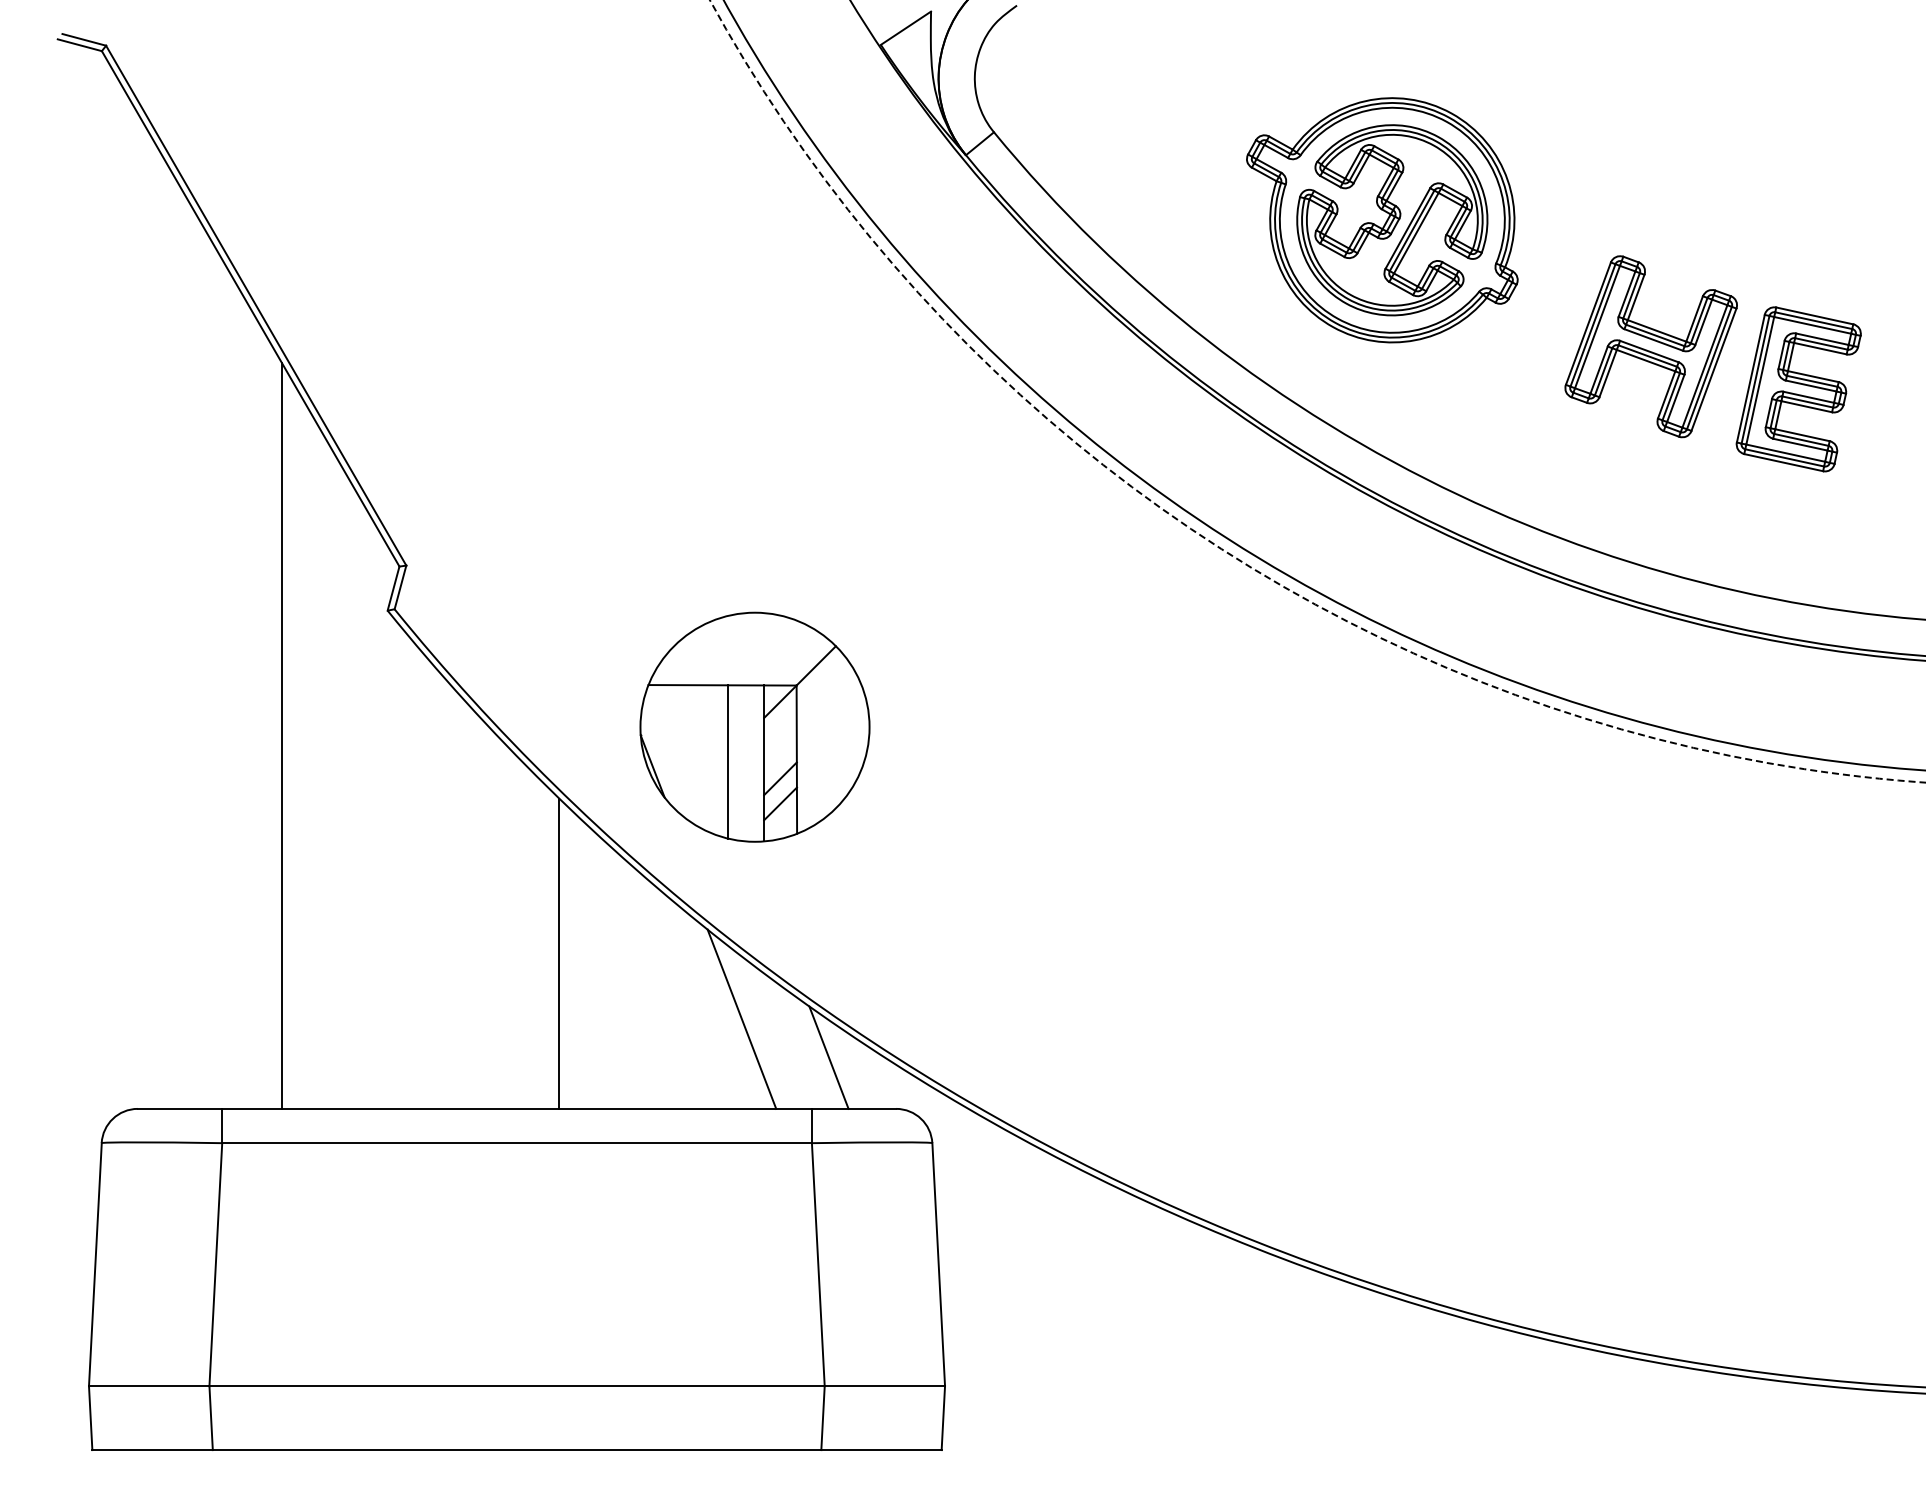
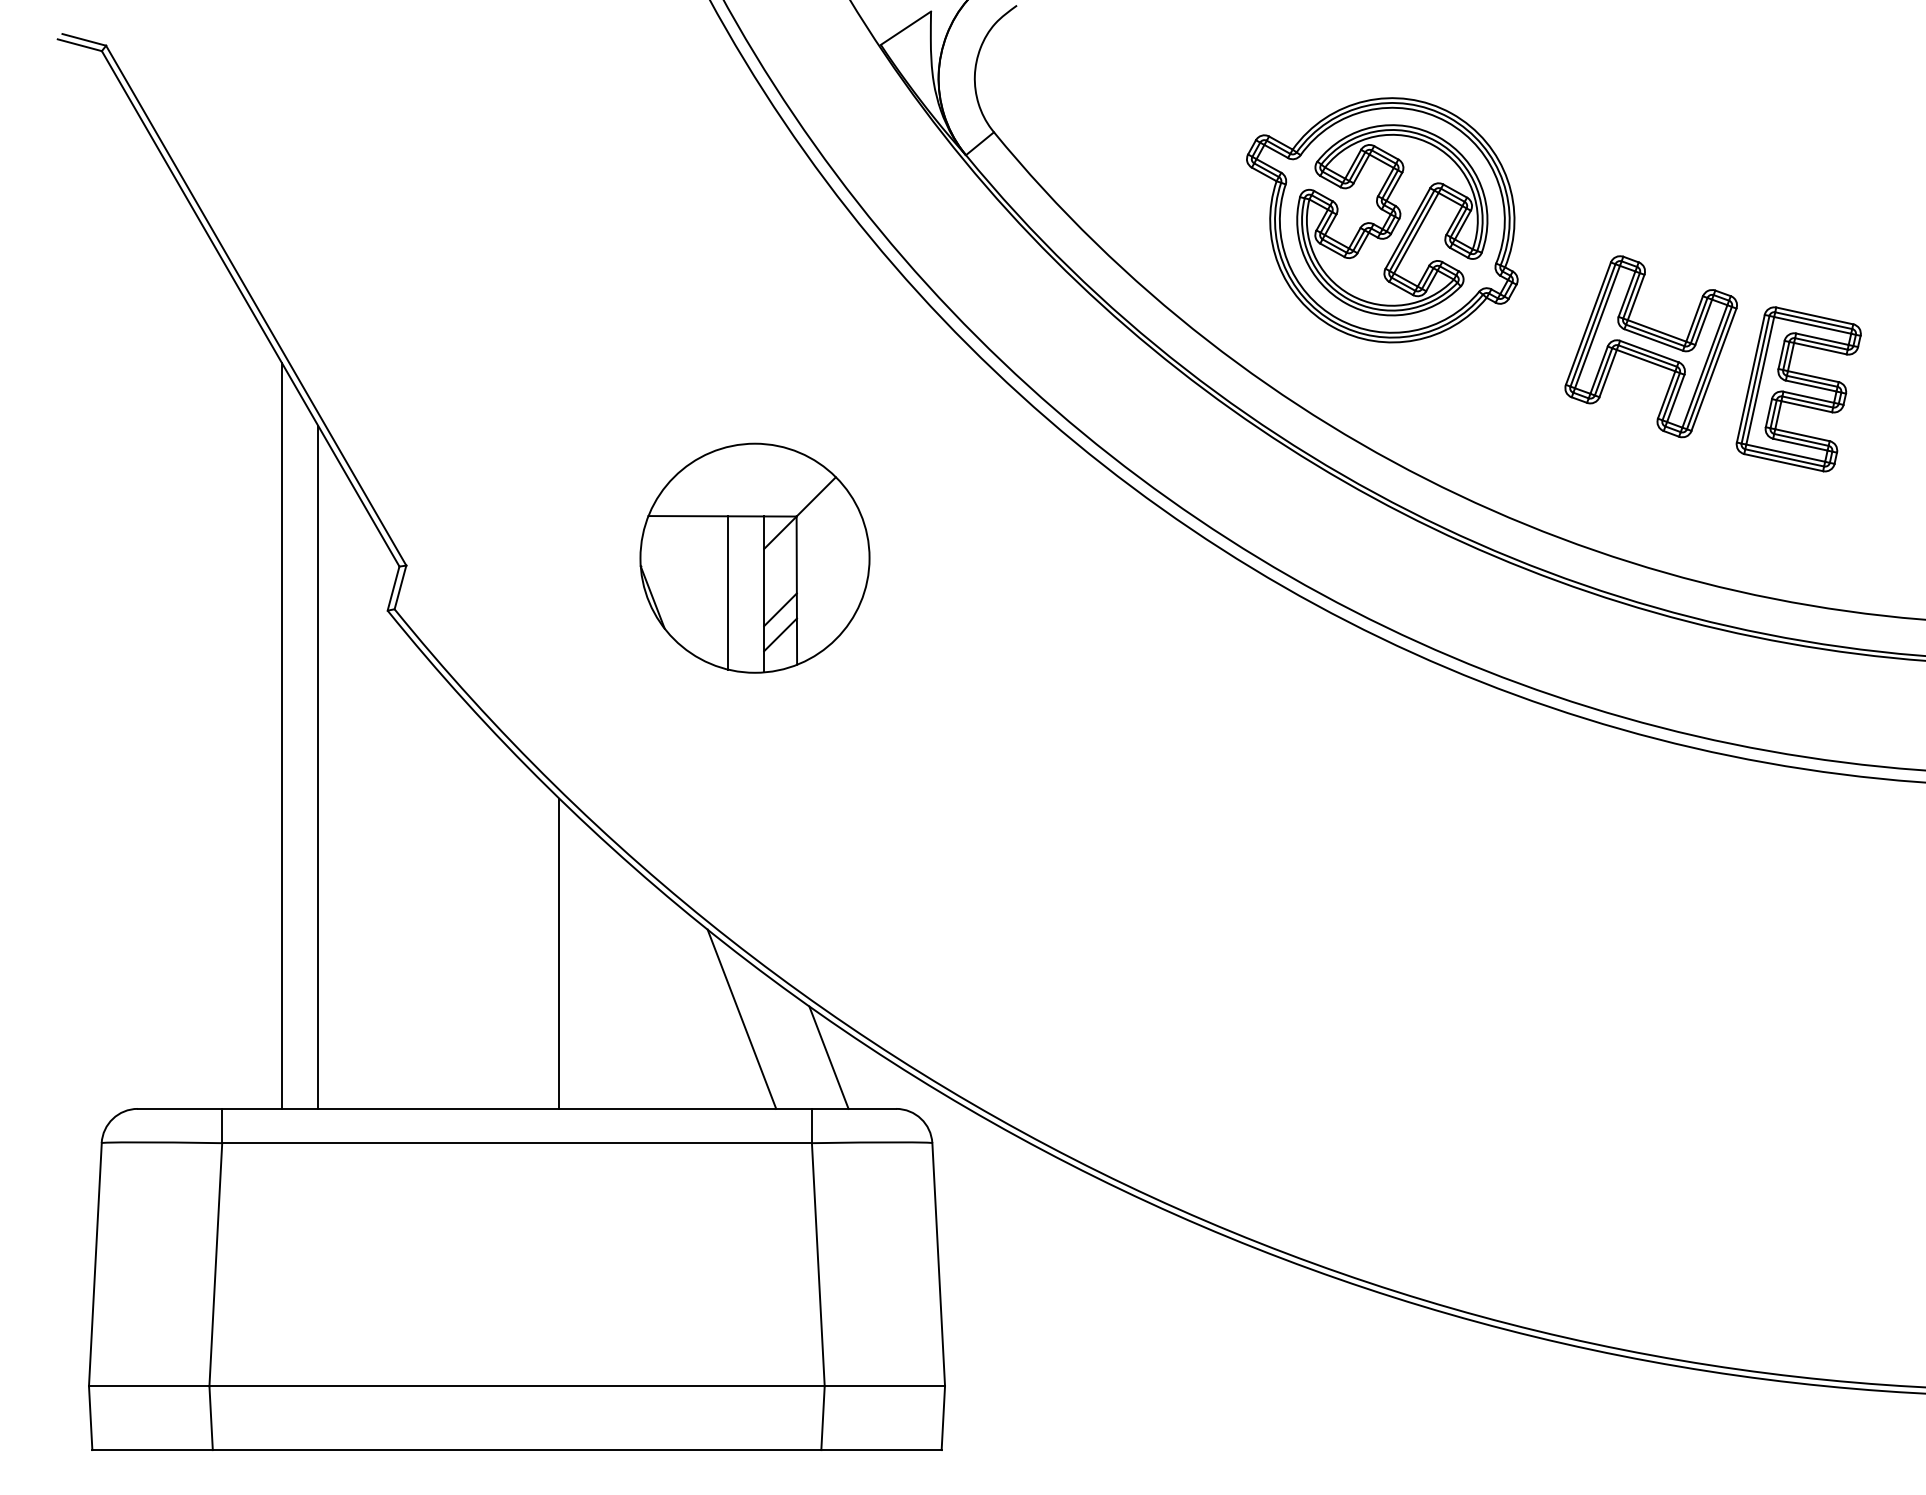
circle: dashed -> solid (1317, 391)
part position: (754, 726) -> (754, 557) (754, 557)
line: none -> present (318, 766)
